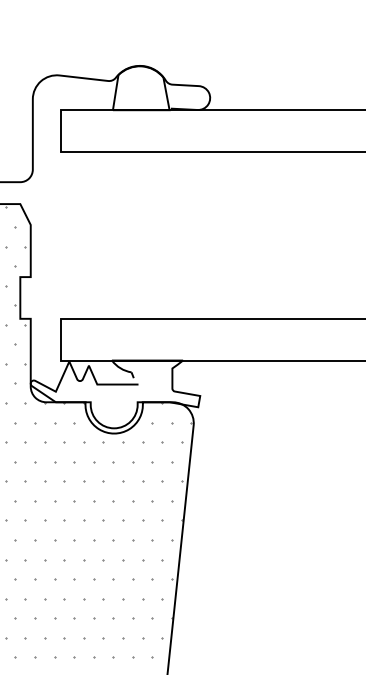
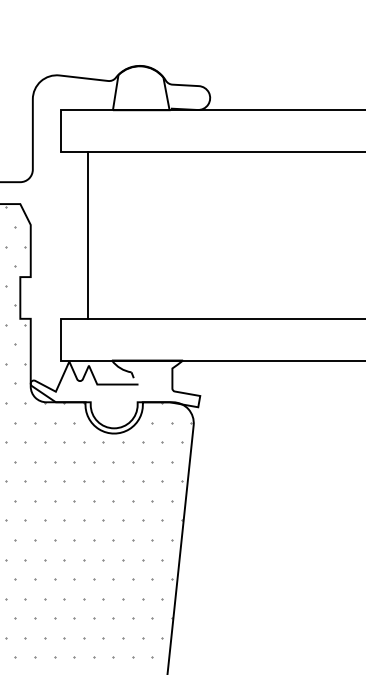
line: none -> present (88, 234)
